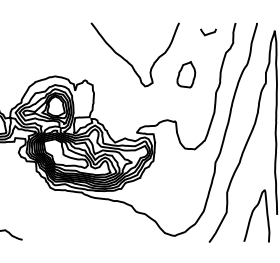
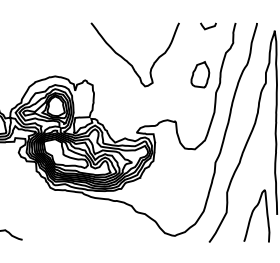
curve position: (209, 32) -> (209, 26) (209, 26)
part position: (186, 74) -> (200, 74) (200, 74)
